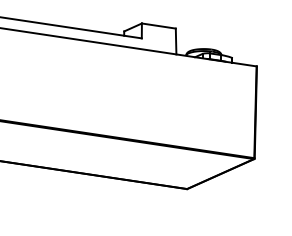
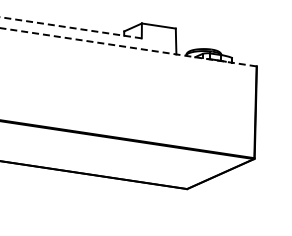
line: solid -> dashed (70, 27)
line: solid -> dashed (128, 47)
